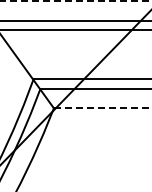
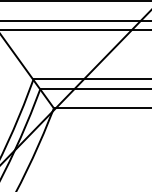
line: dashed -> solid (76, 1)
line: dashed -> solid (102, 108)
